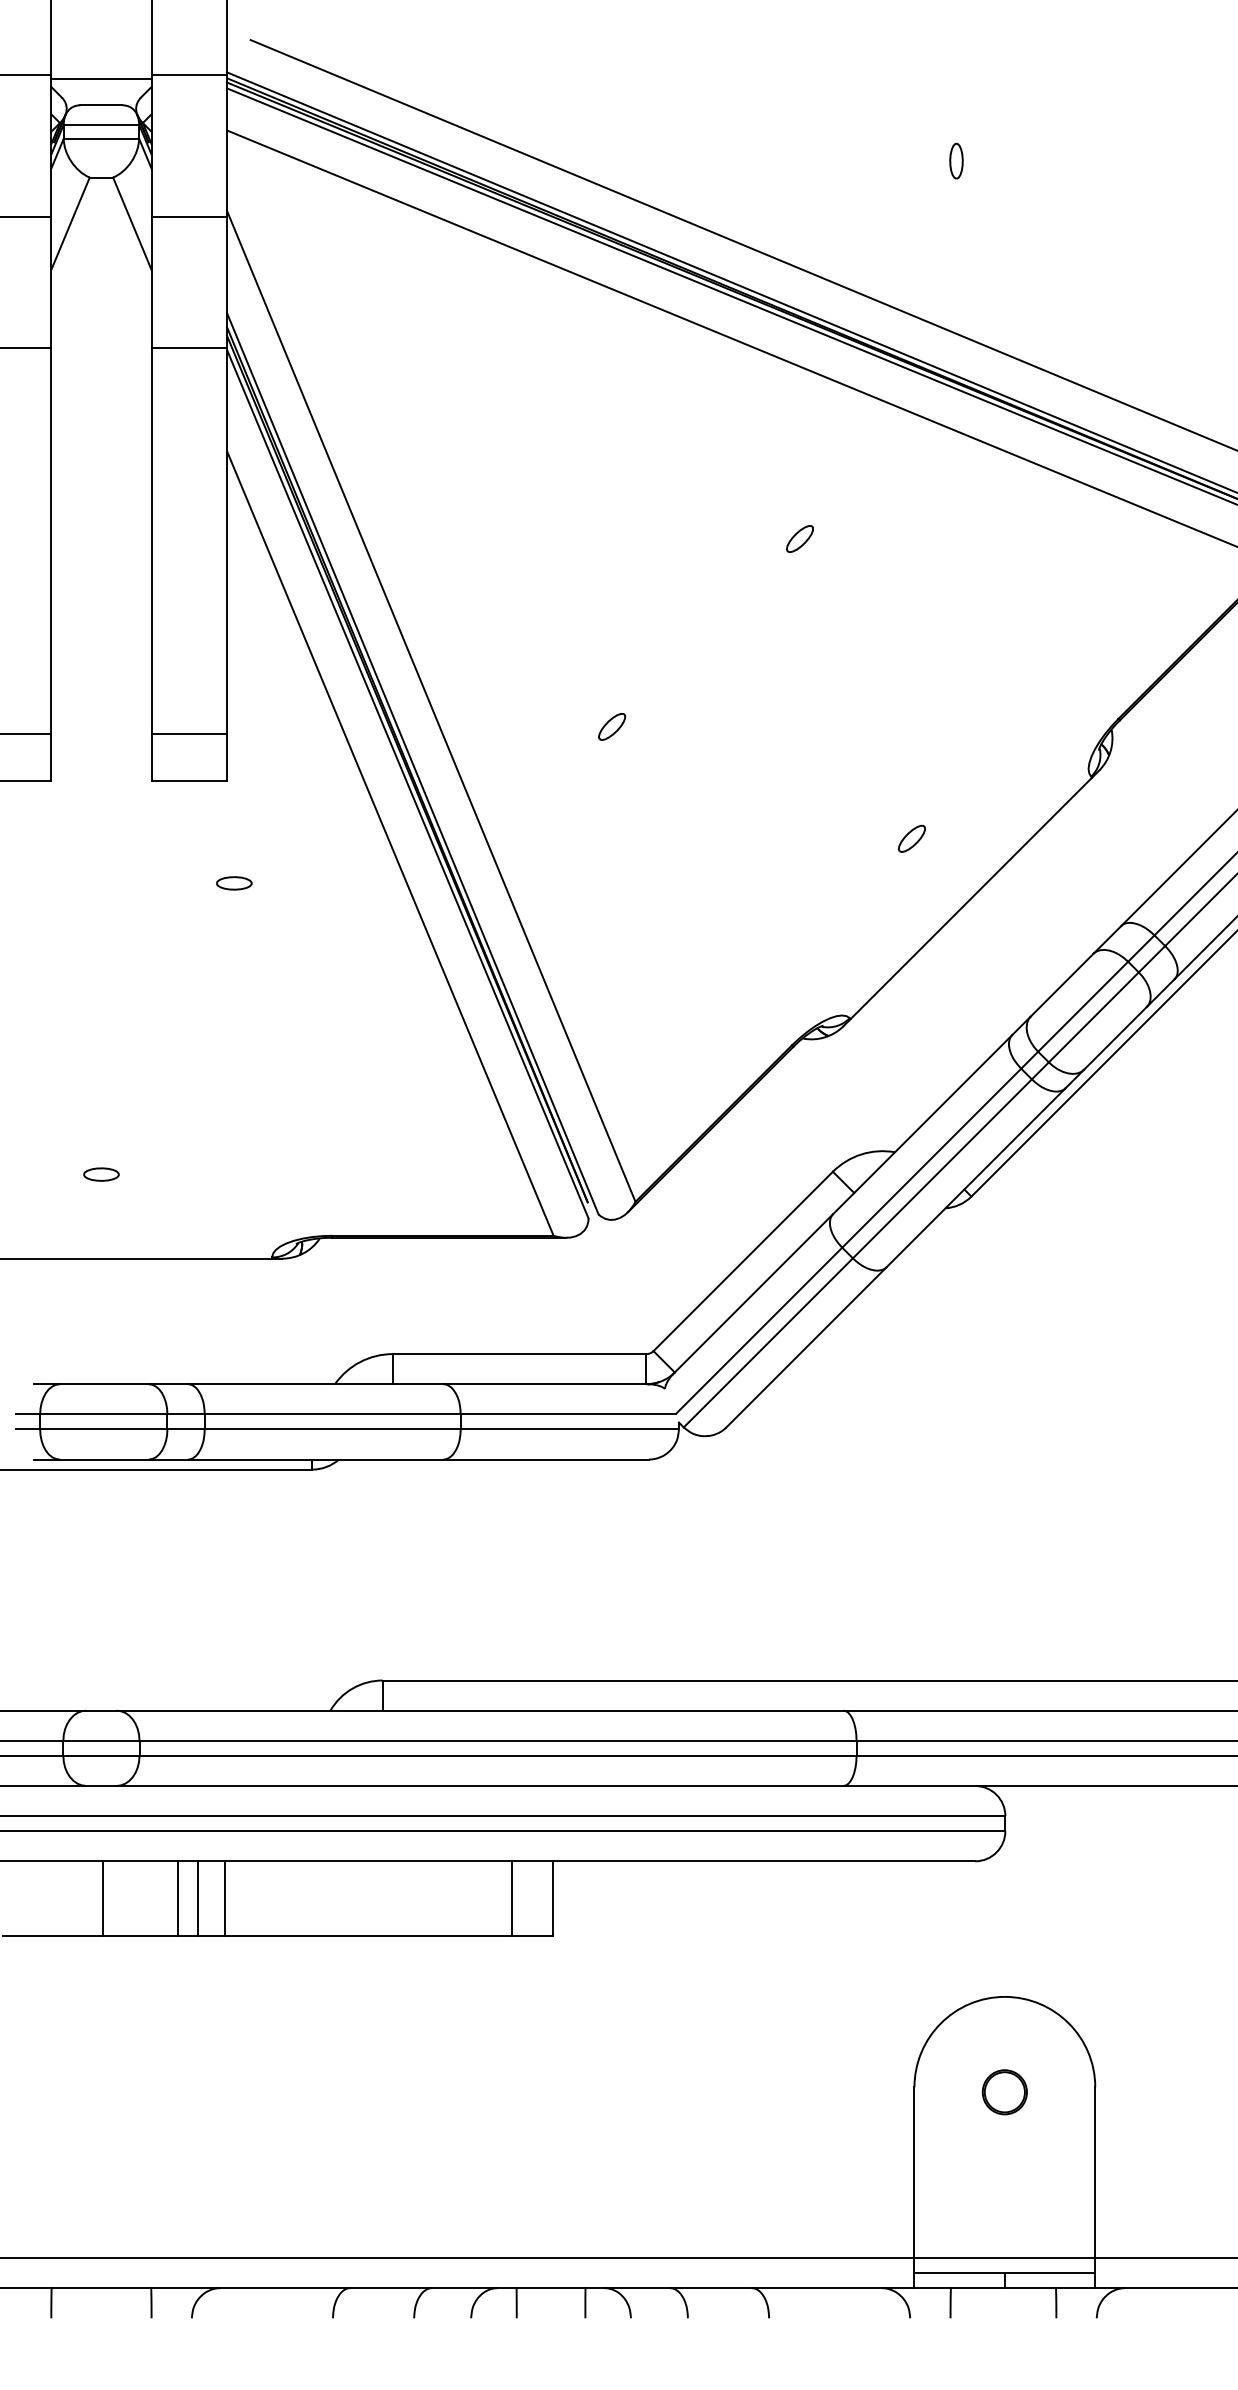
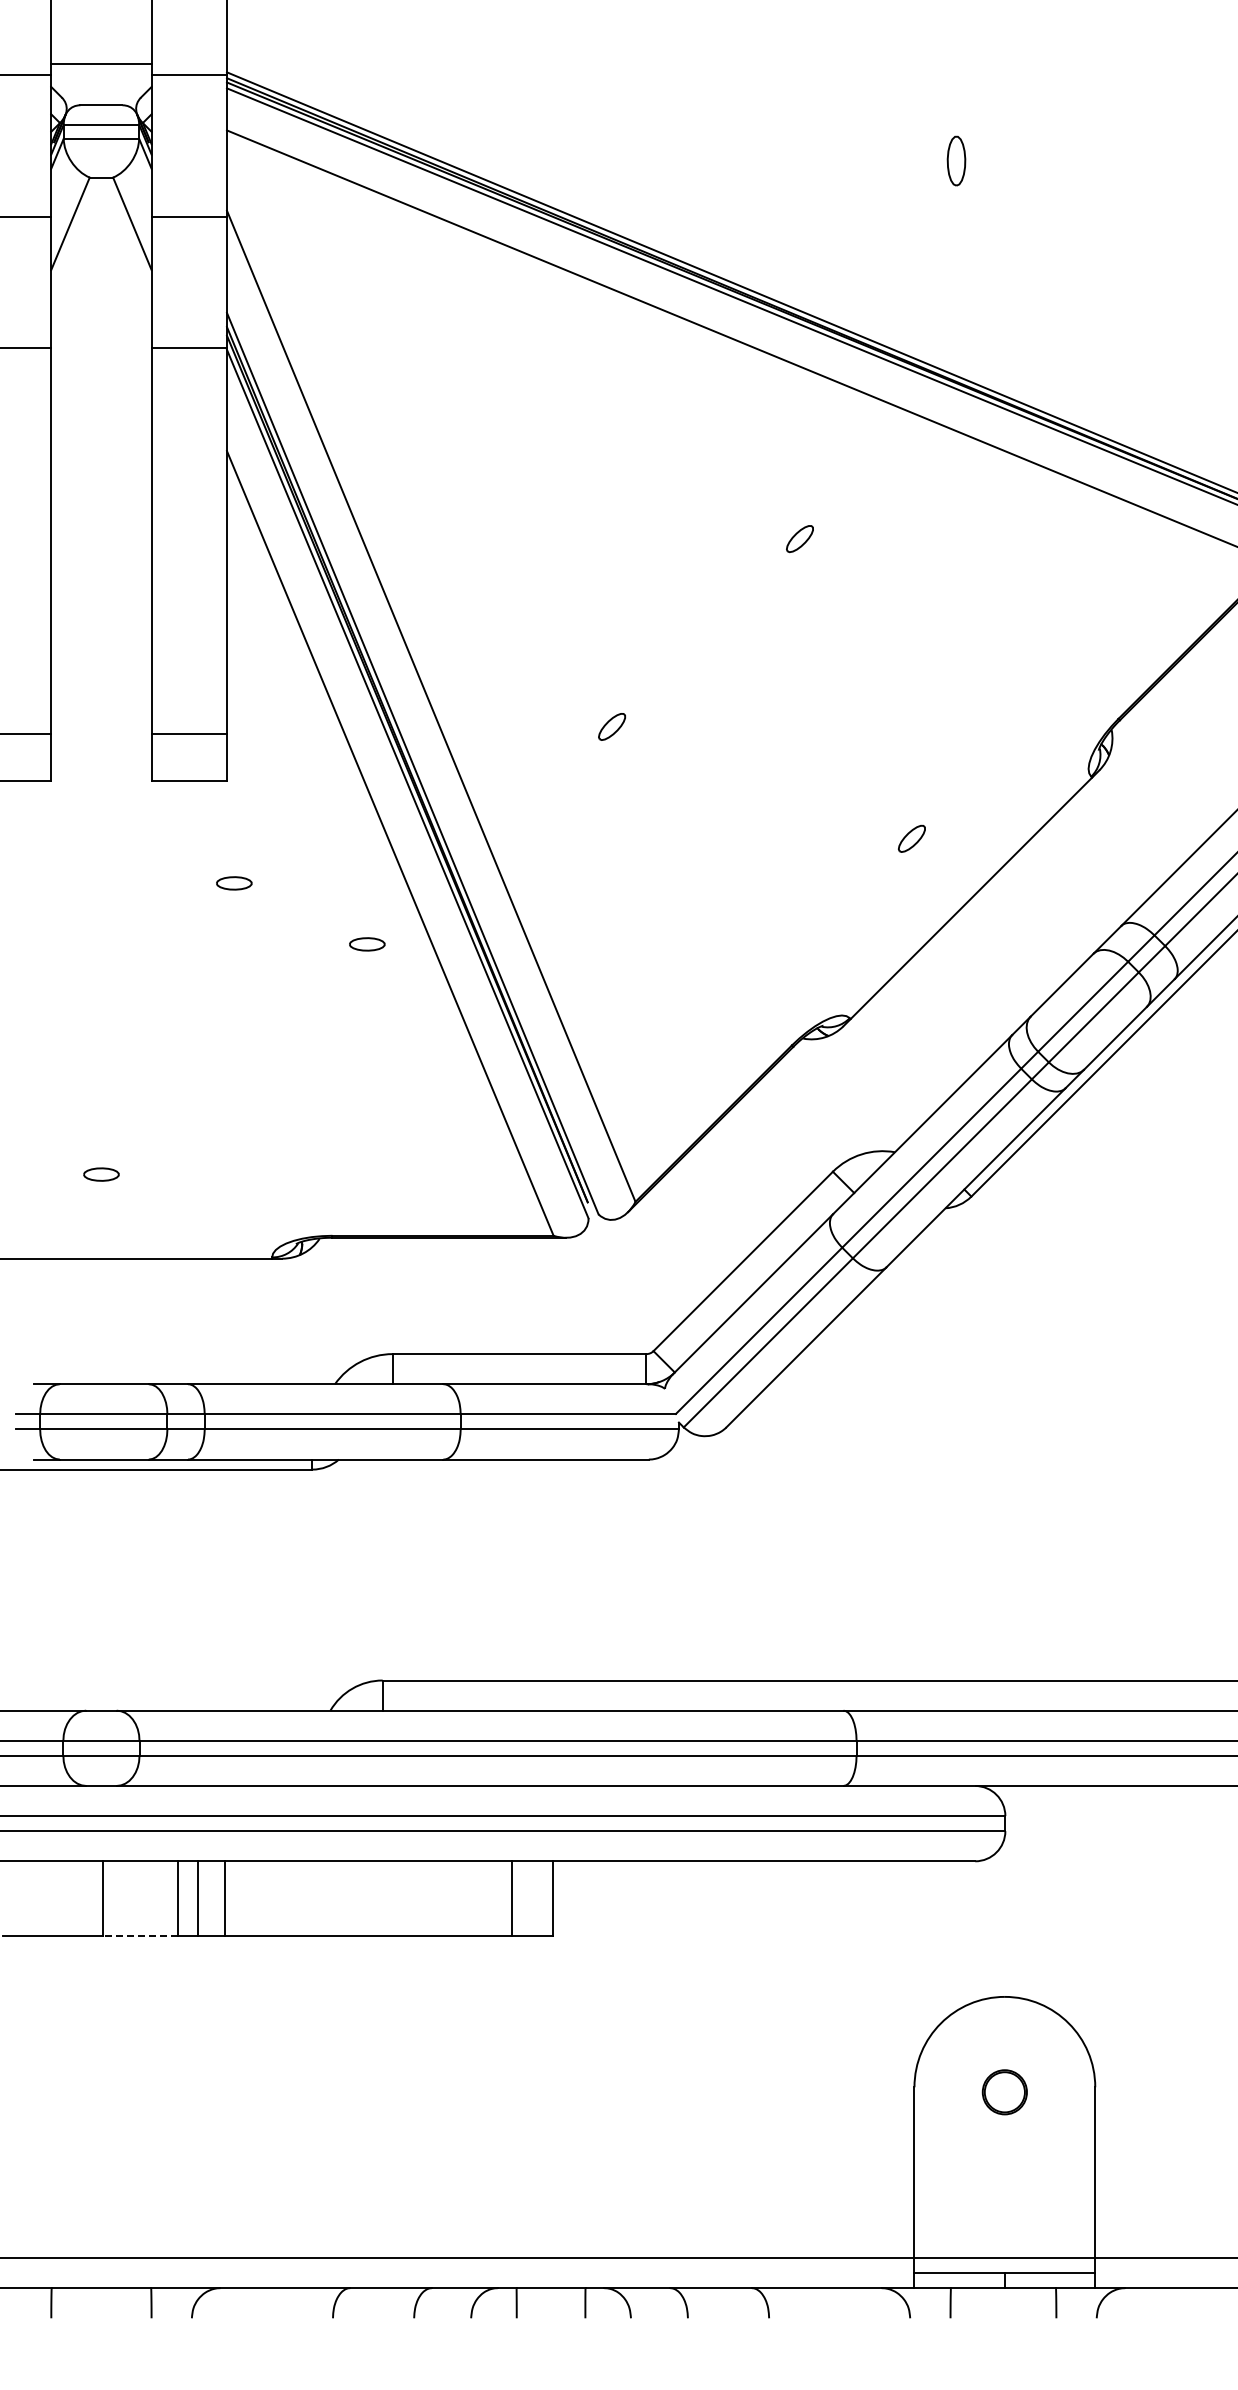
line position: (101, 78) -> (101, 63) (101, 63)
part size: 15x37 px -> 21x52 px (956, 160)
line: present -> none (742, 244)
part: none -> present (367, 944)
line: solid -> dashed (140, 1936)
